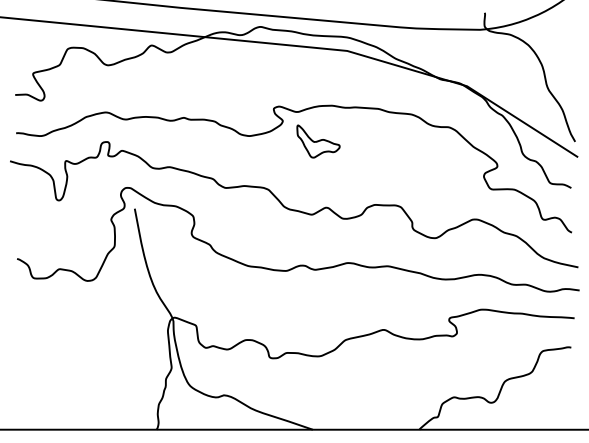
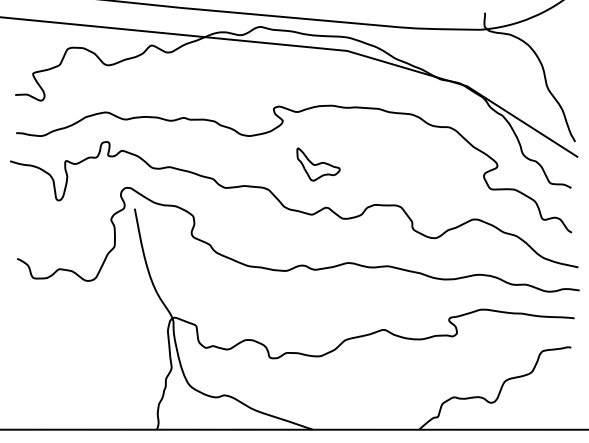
part position: (318, 141) -> (318, 164) (318, 164)
